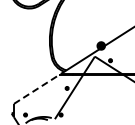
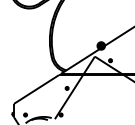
line: dashed -> solid (36, 89)
